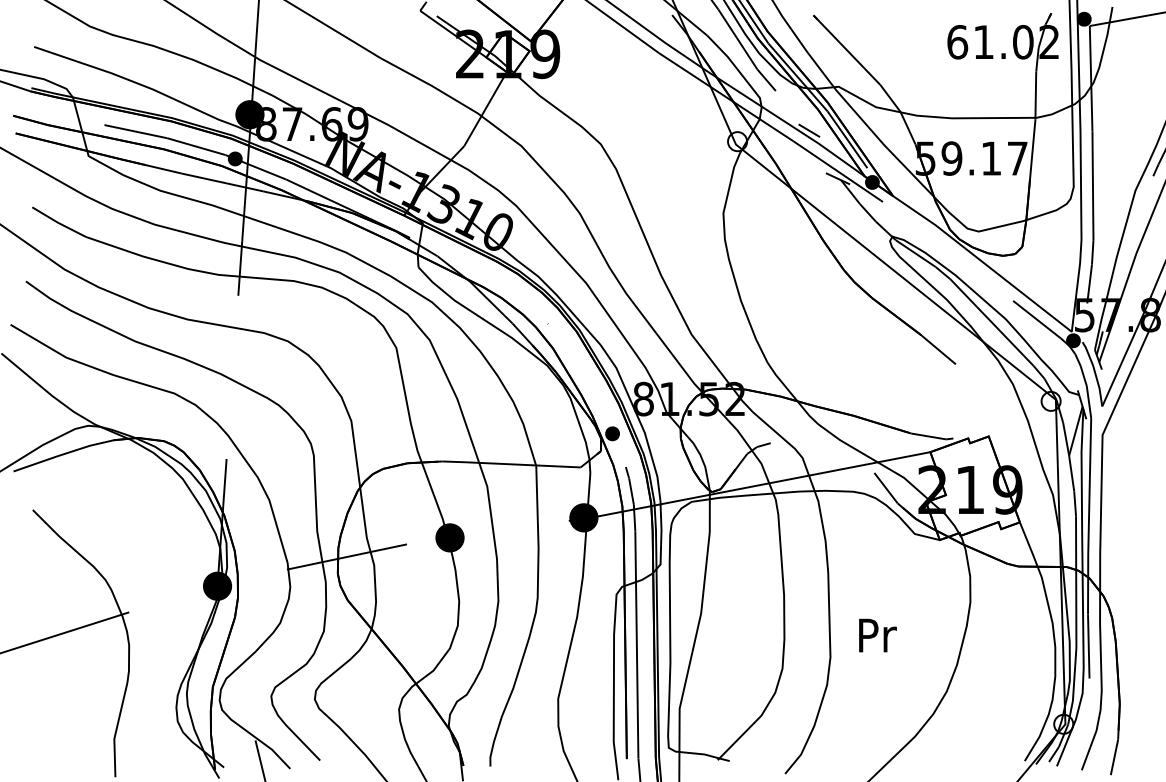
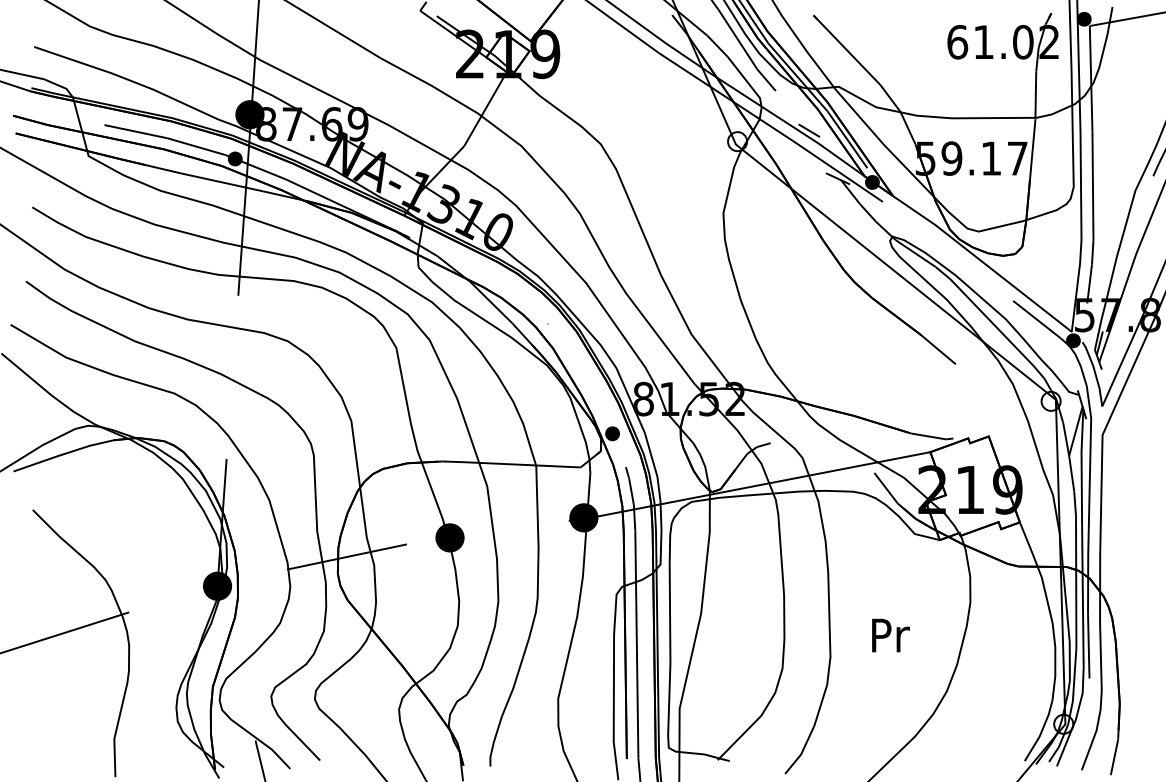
text position: (877, 635) -> (890, 635) (890, 635)
